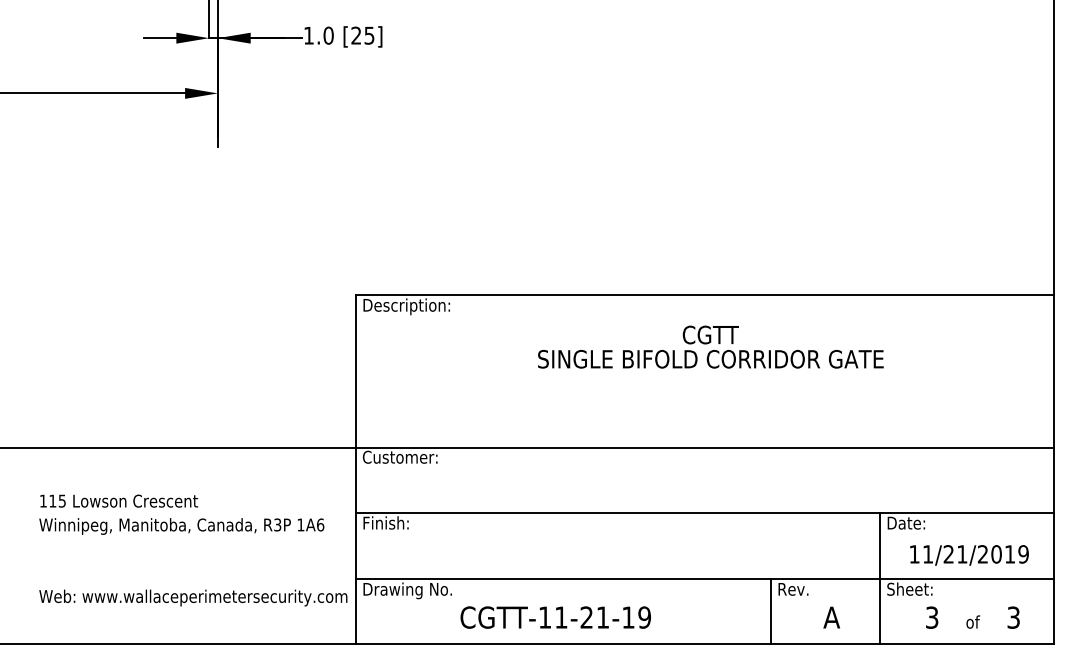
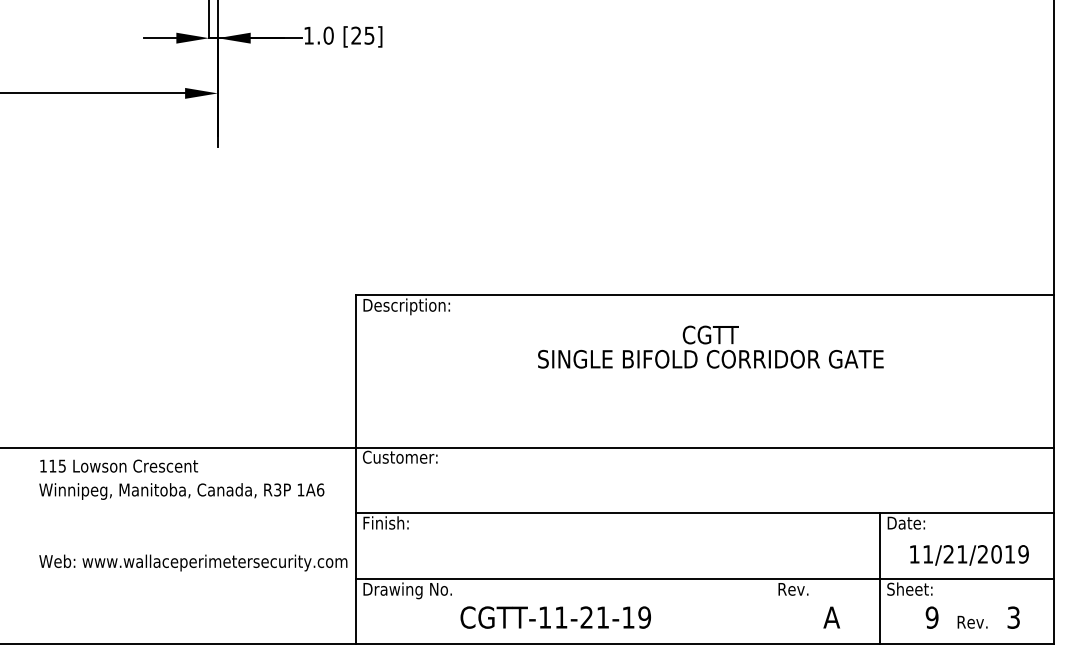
text position: (193, 550) -> (193, 515) (193, 515)
line: present -> none (770, 611)
text: 3 -> 9 (931, 617)
text: of -> Rev. (972, 621)
